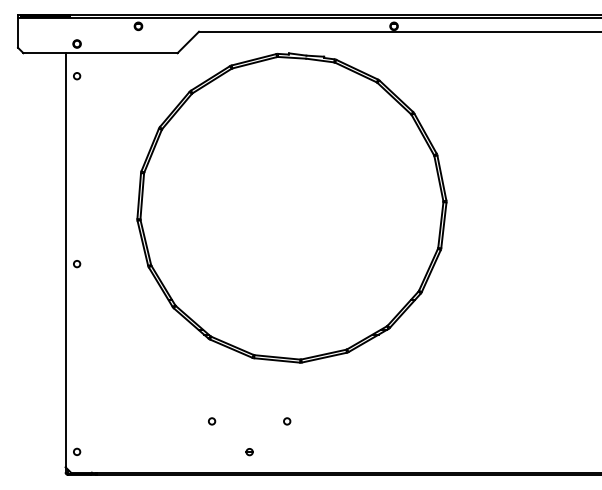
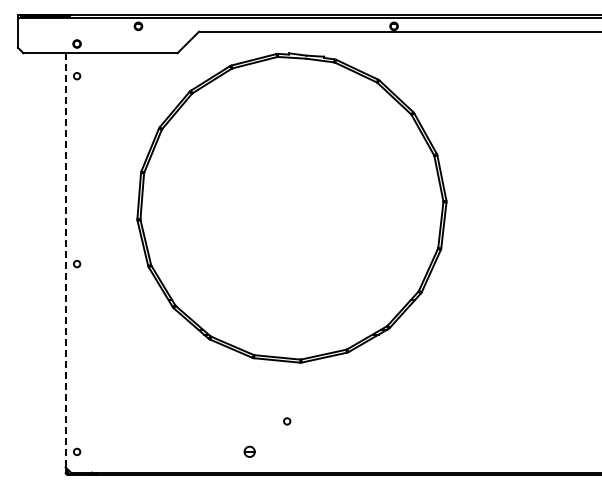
line: solid -> dashed (65, 259)
circle: present -> none (212, 421)
part size: 9x9 px -> 13x13 px (249, 451)
